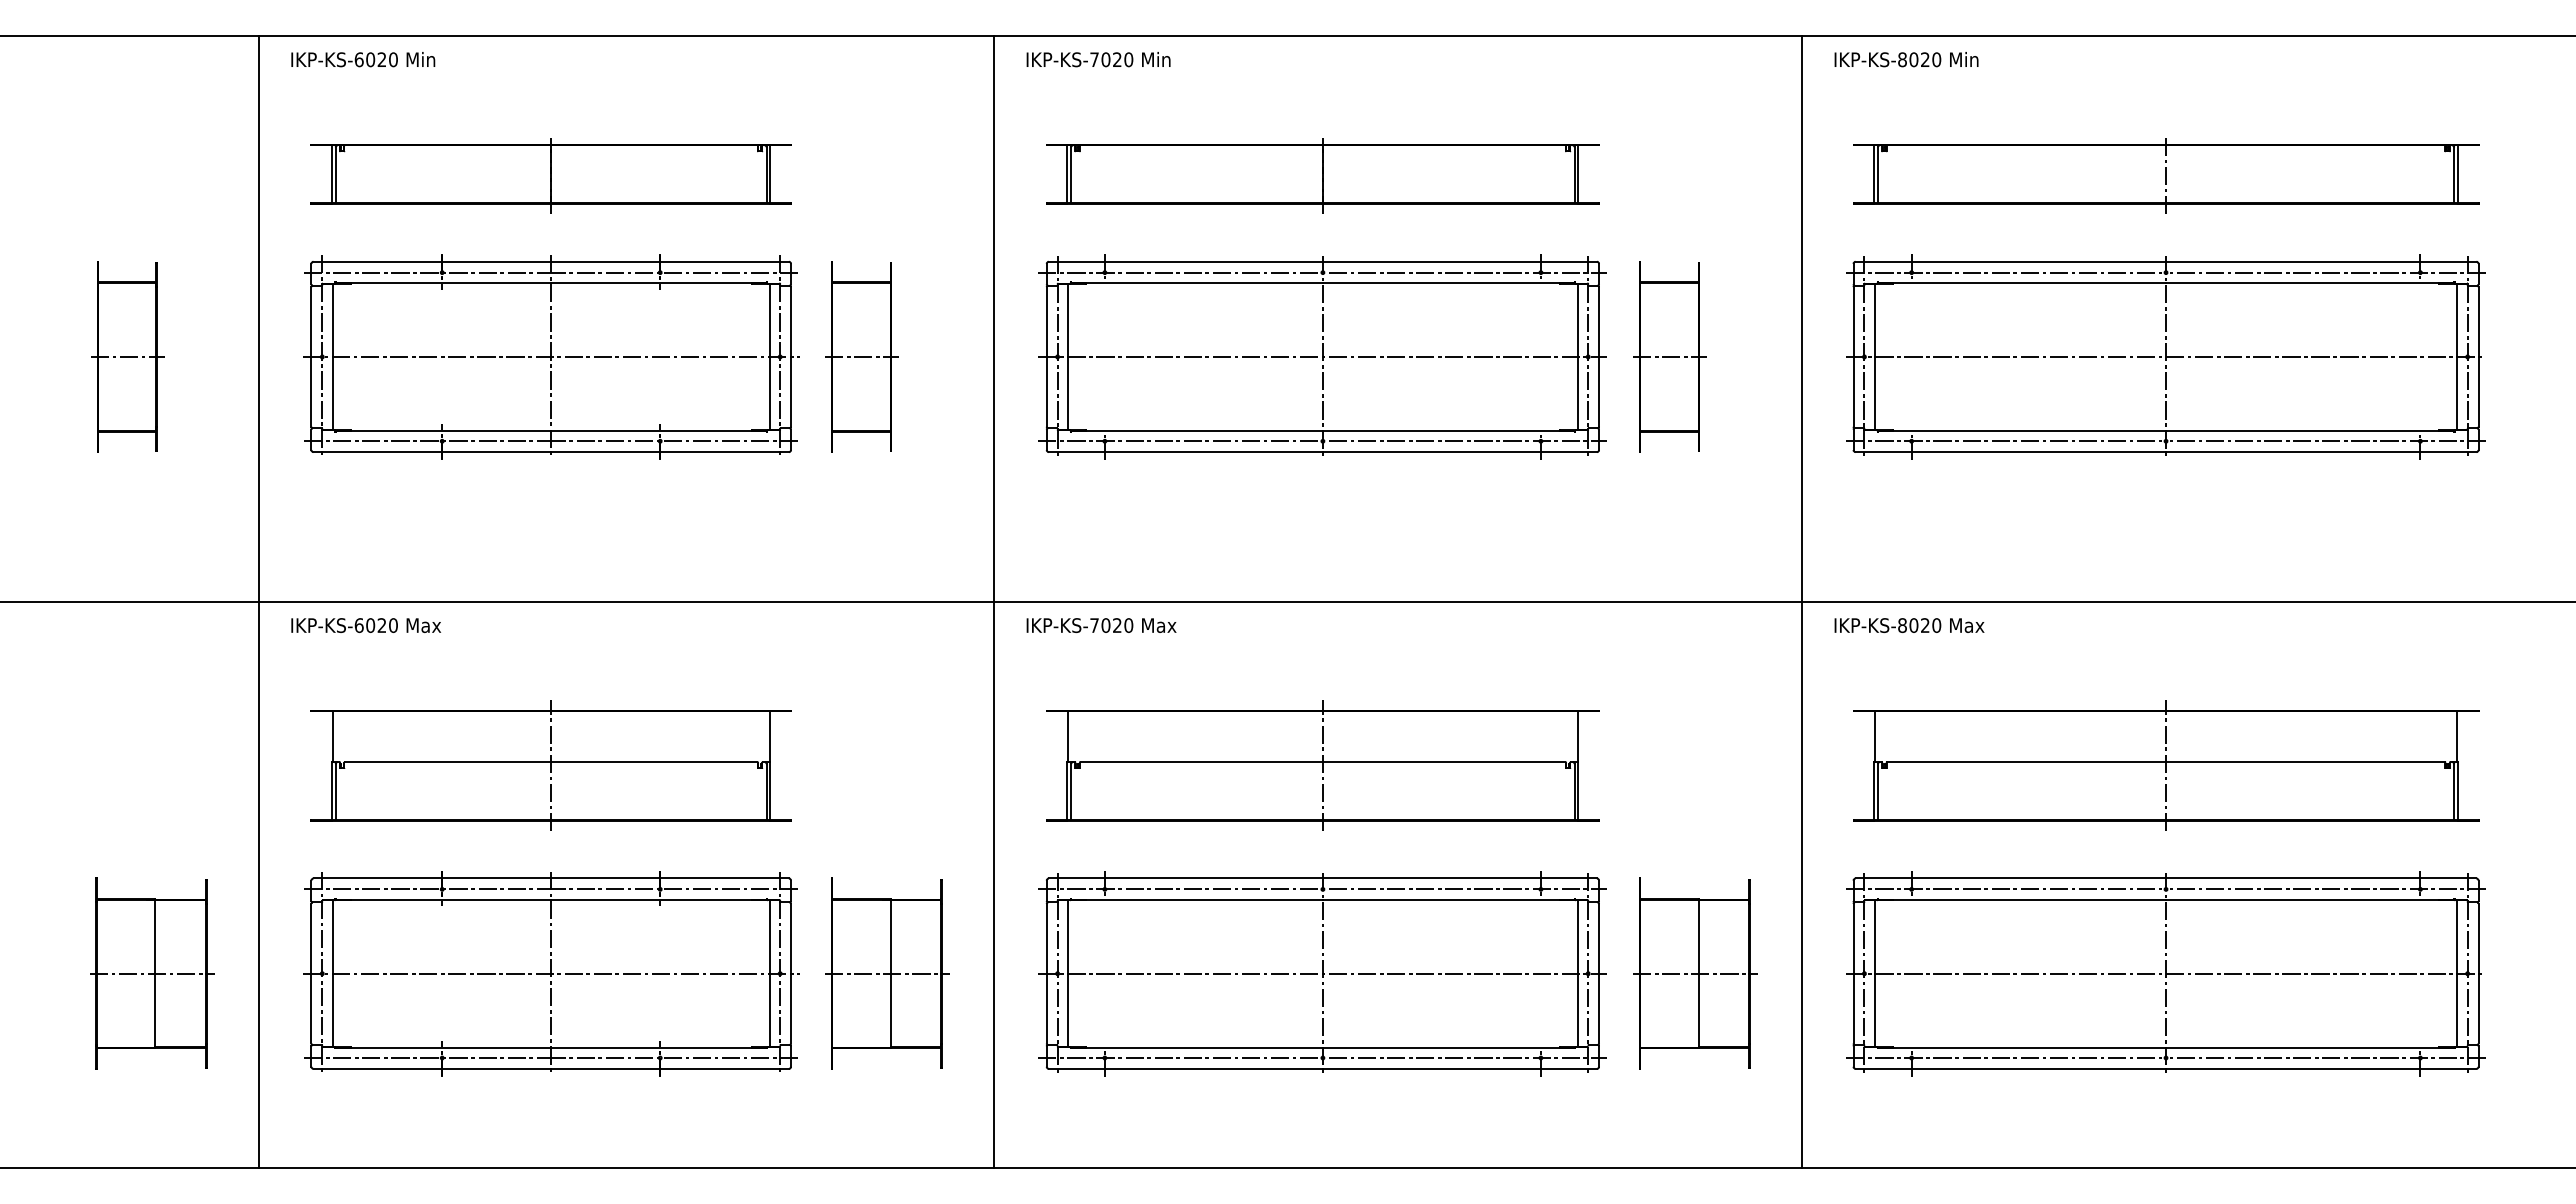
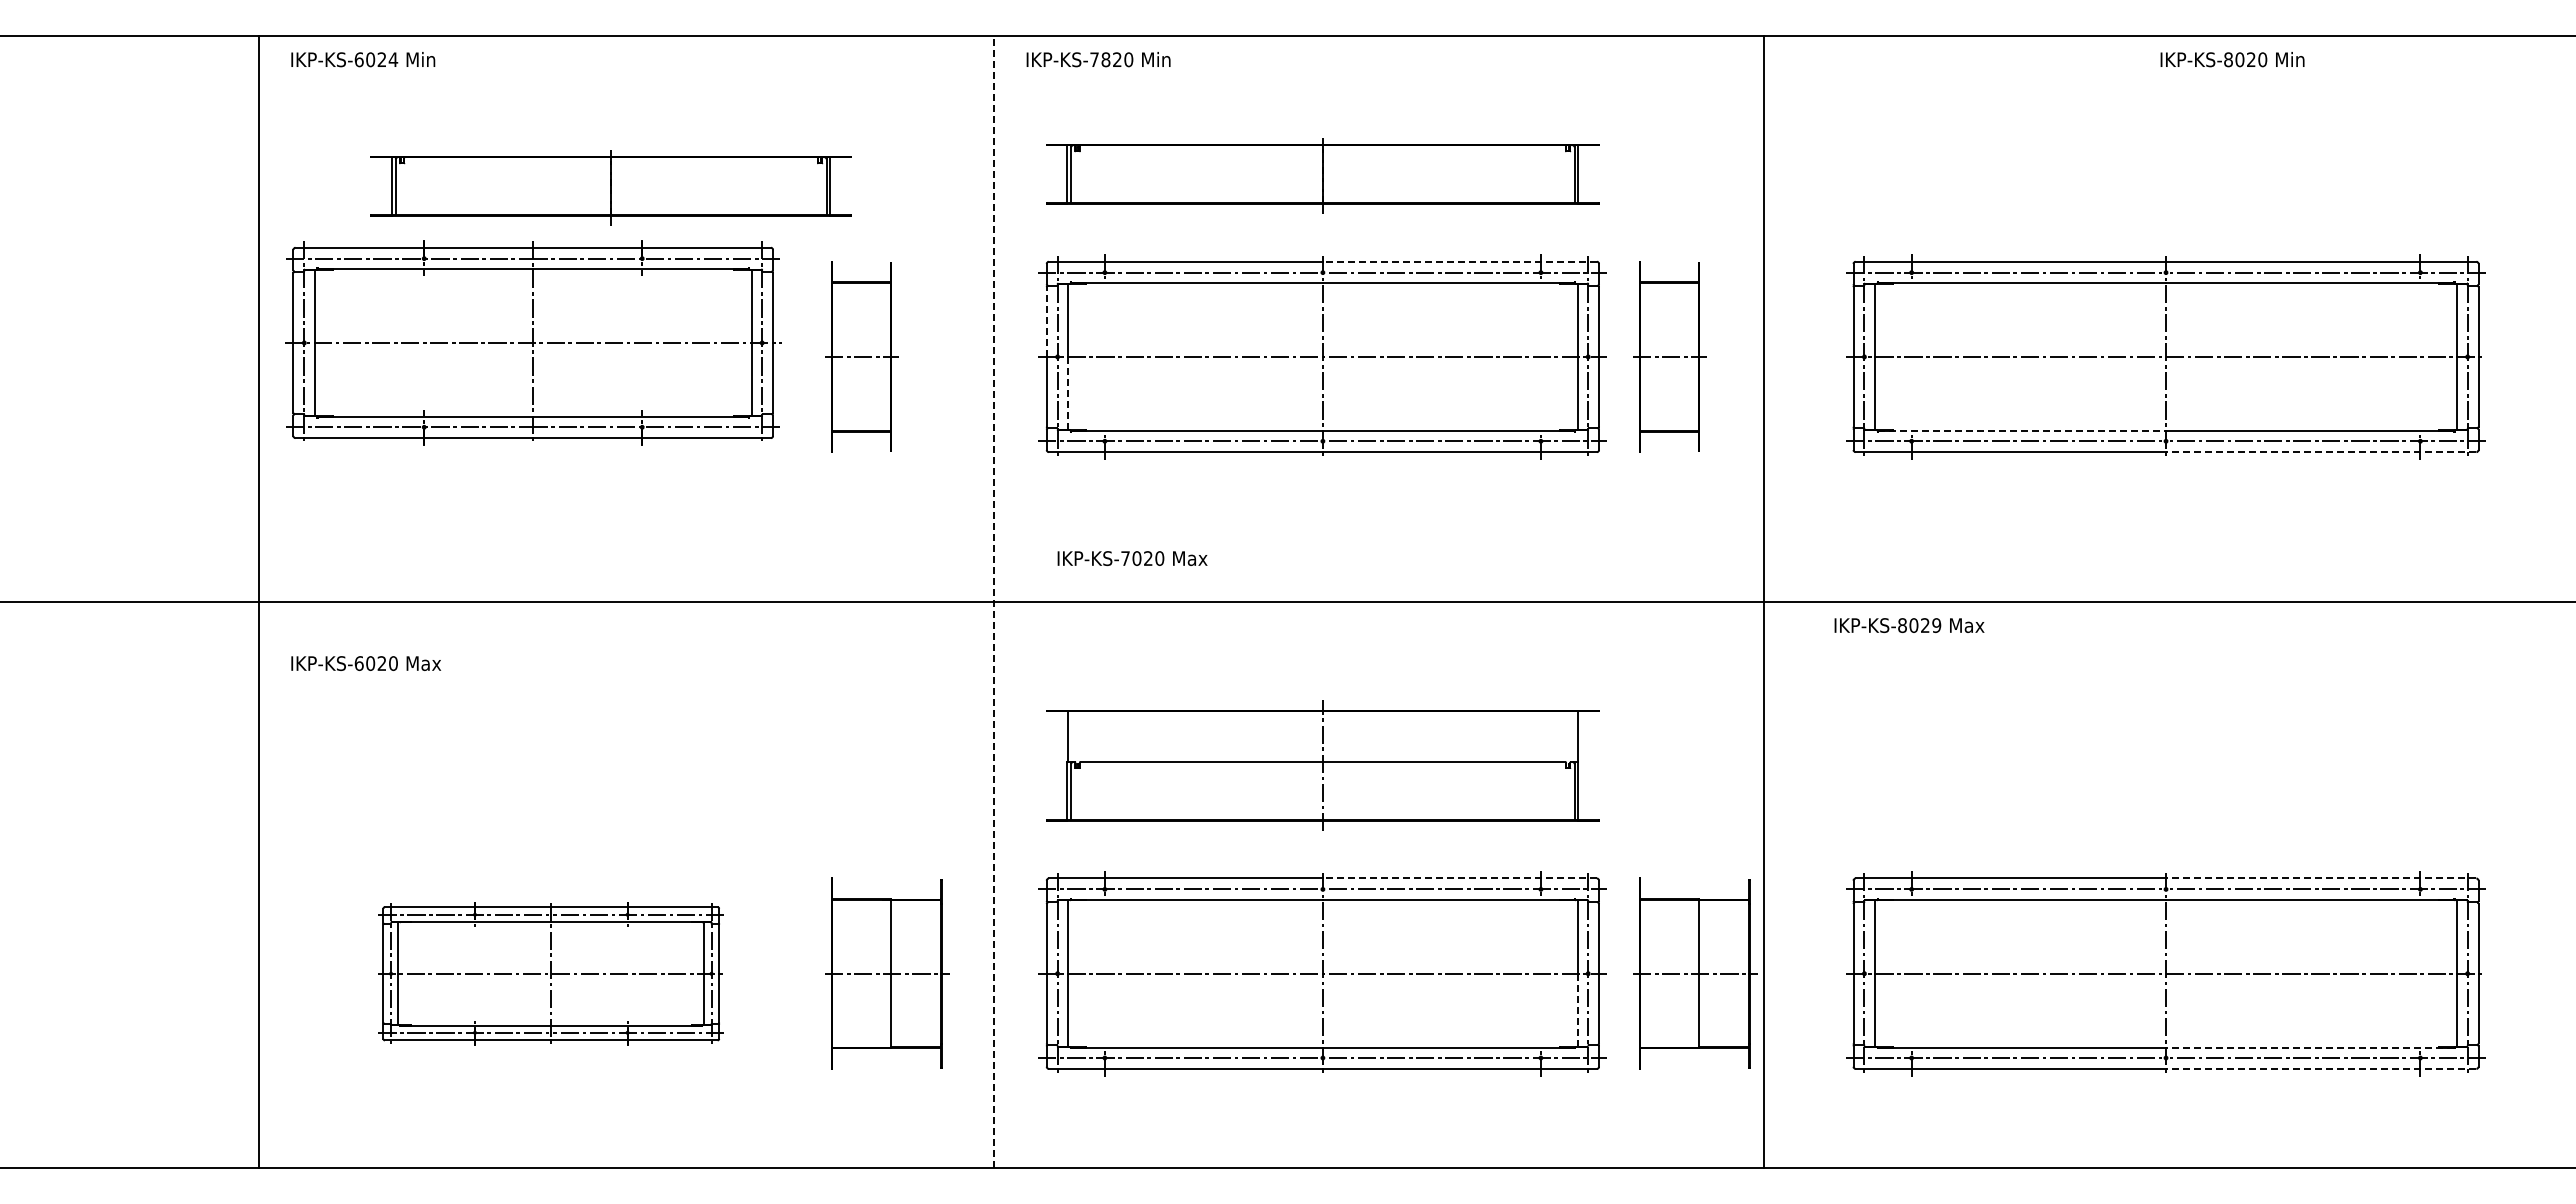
text: IKP-KS-6020 -> IKP-KS-6024 (393, 59)
text: IKP-KS-7020 -> IKP-KS-7820 (1105, 59)
text position: (1906, 59) -> (2232, 59) (2232, 59)
part position: (550, 175) -> (610, 187) (610, 187)
part: present -> none (2166, 175)
line: solid -> dashed (1459, 261)
line: solid -> dashed (1046, 322)
part: present -> none (127, 356)
part position: (551, 356) -> (533, 342) (533, 342)
line: solid -> dashed (1067, 393)
line: solid -> dashed (2022, 430)
line: solid -> dashed (2320, 452)
line: solid -> dashed (994, 601)
line position: (1802, 601) -> (1764, 601) (1764, 601)
text position: (365, 625) -> (365, 663) (365, 663)
text position: (1101, 625) -> (1132, 558) (1132, 558)
text: IKP-KS-8020 -> IKP-KS-8029 (1936, 625)
part: present -> none (550, 765)
part: present -> none (2166, 765)
line: solid -> dashed (1459, 878)
line: solid -> dashed (2320, 878)
part: present -> none (152, 973)
part size: 497x206 px -> 346x144 px (550, 973)
line: solid -> dashed (1577, 1010)
line: solid -> dashed (2309, 1047)
line: solid -> dashed (2320, 1068)
